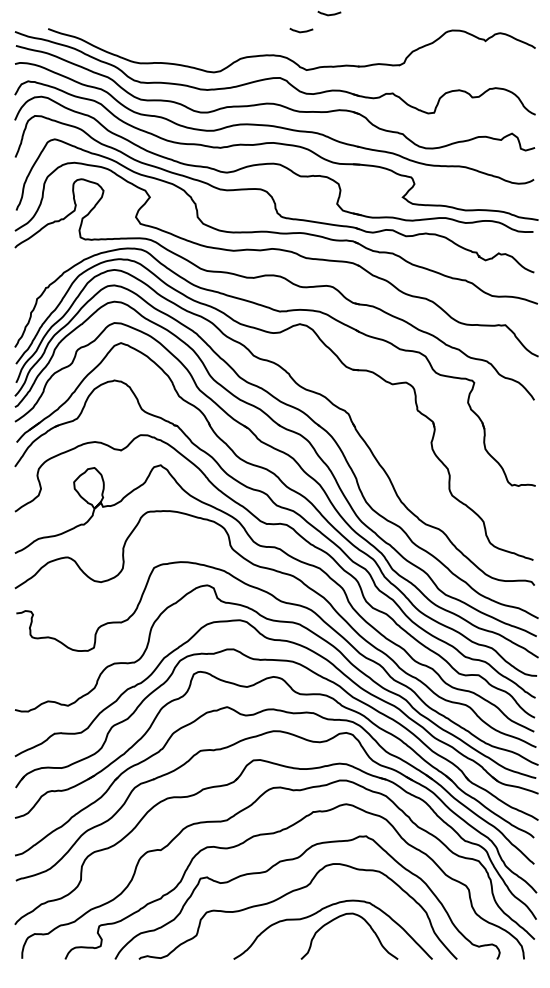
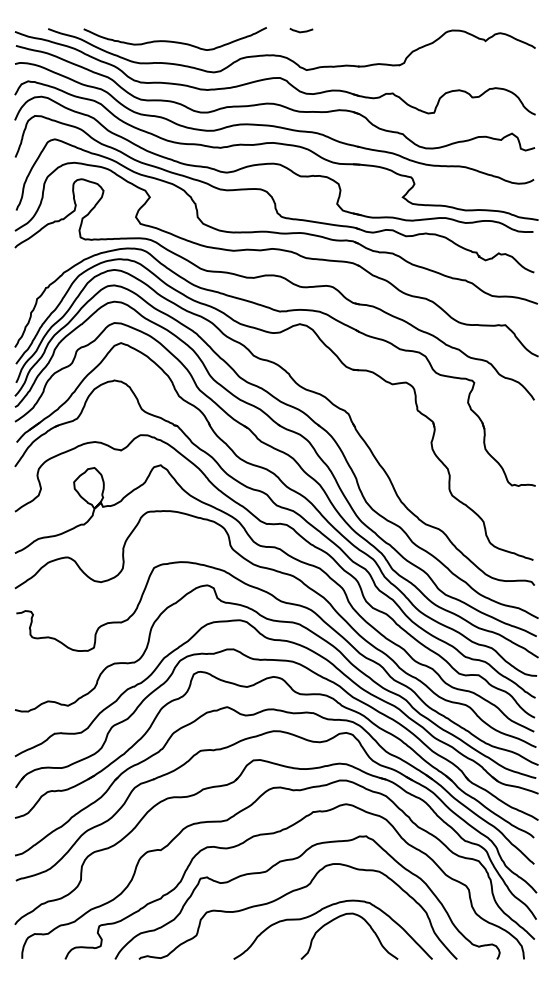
curve: present -> none (329, 14)
curve: none -> present (174, 41)
